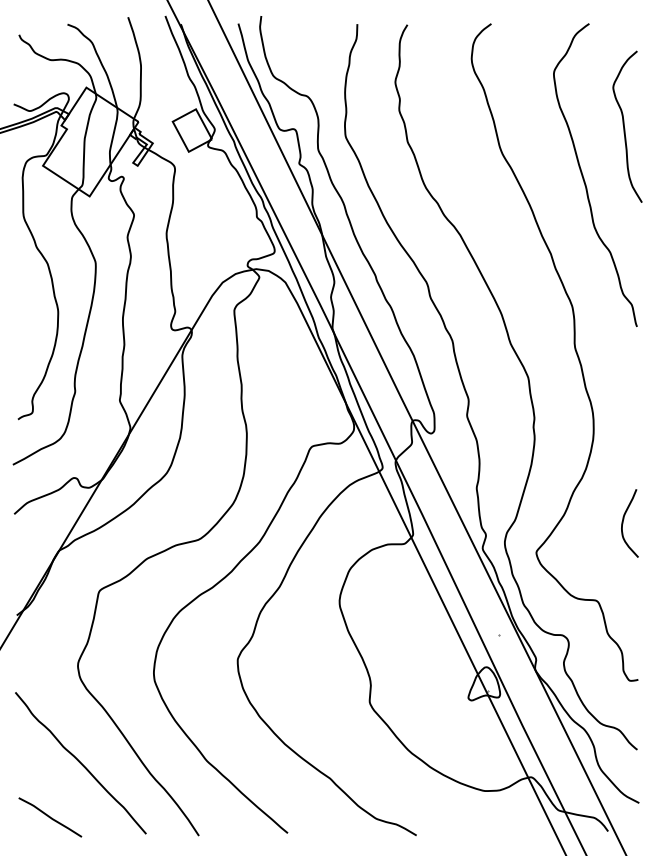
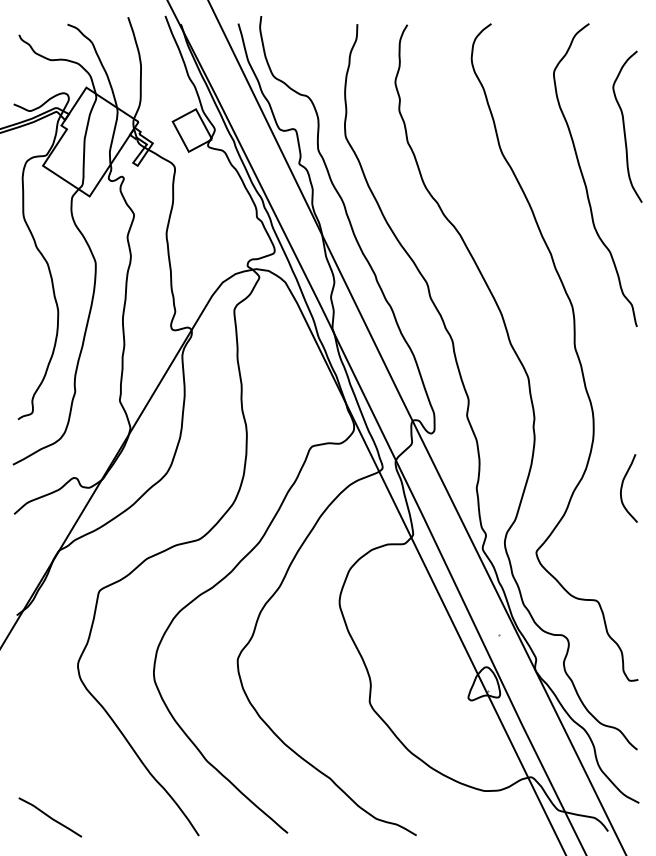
curve position: (623, 523) -> (622, 488) (622, 488)
curve: present -> none (80, 763)
